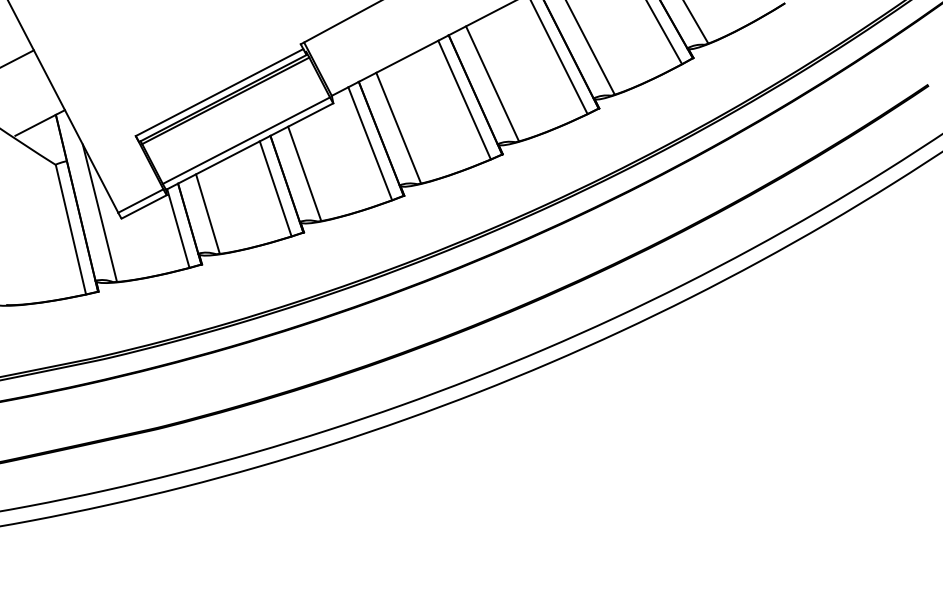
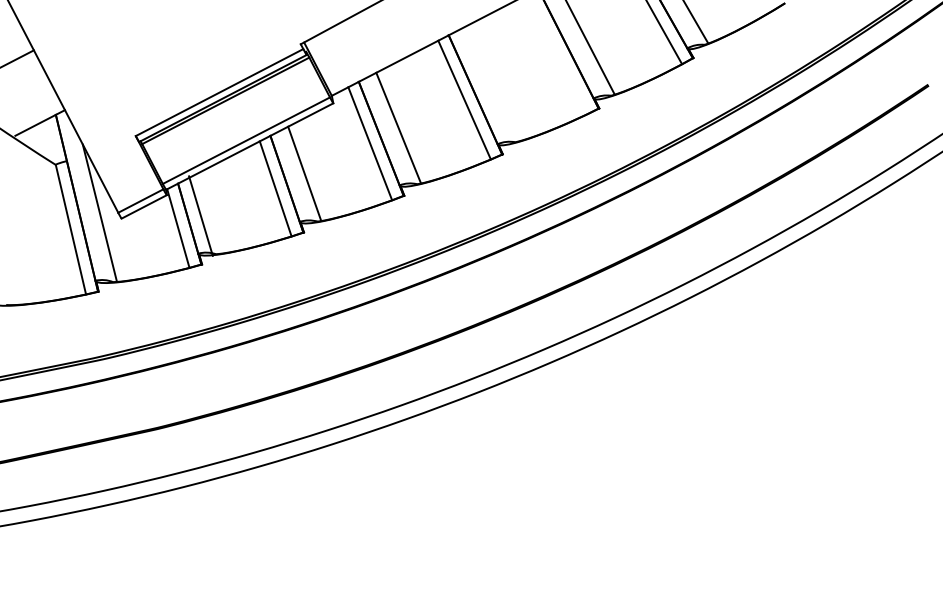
line: present -> none (559, 58)
line: present -> none (492, 83)
line position: (207, 213) -> (200, 215) (200, 215)
